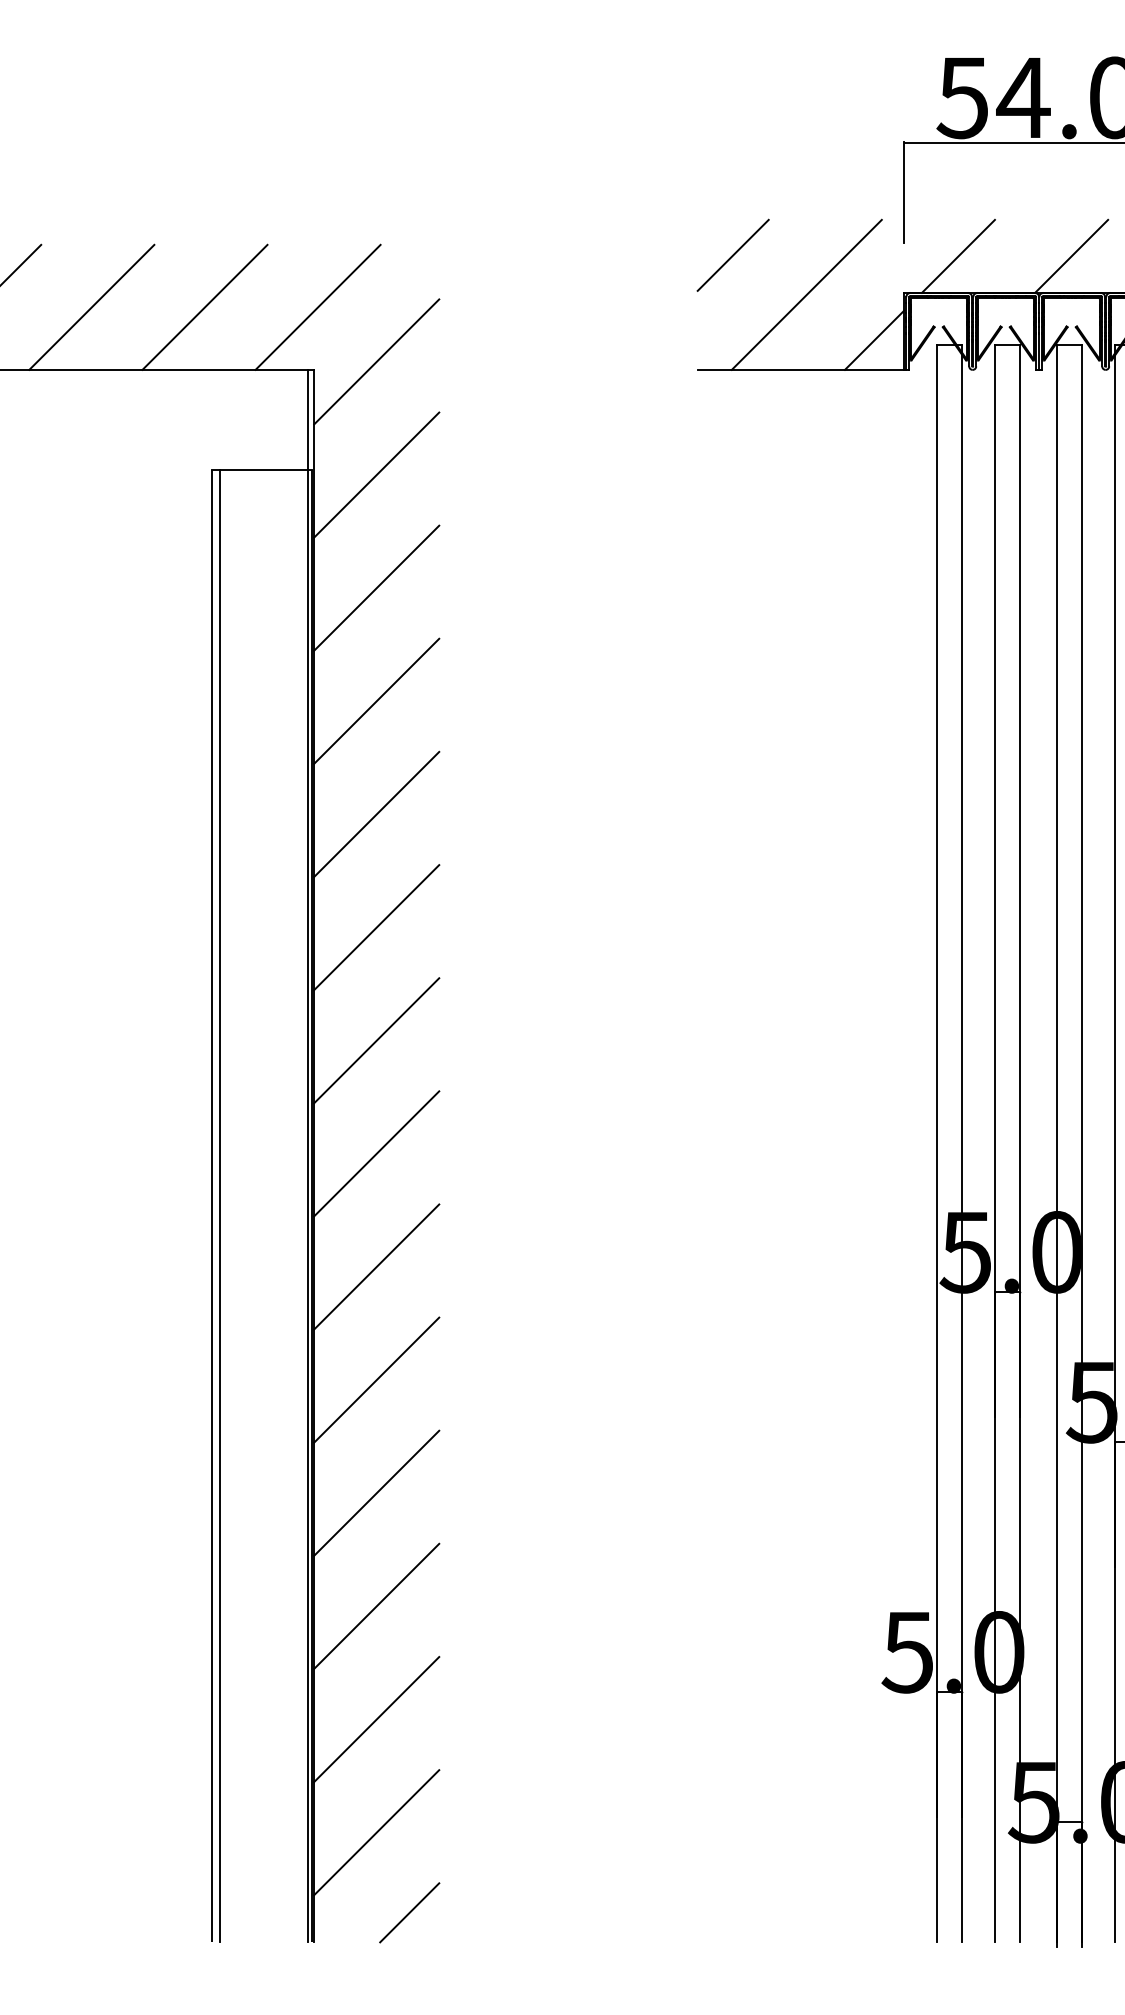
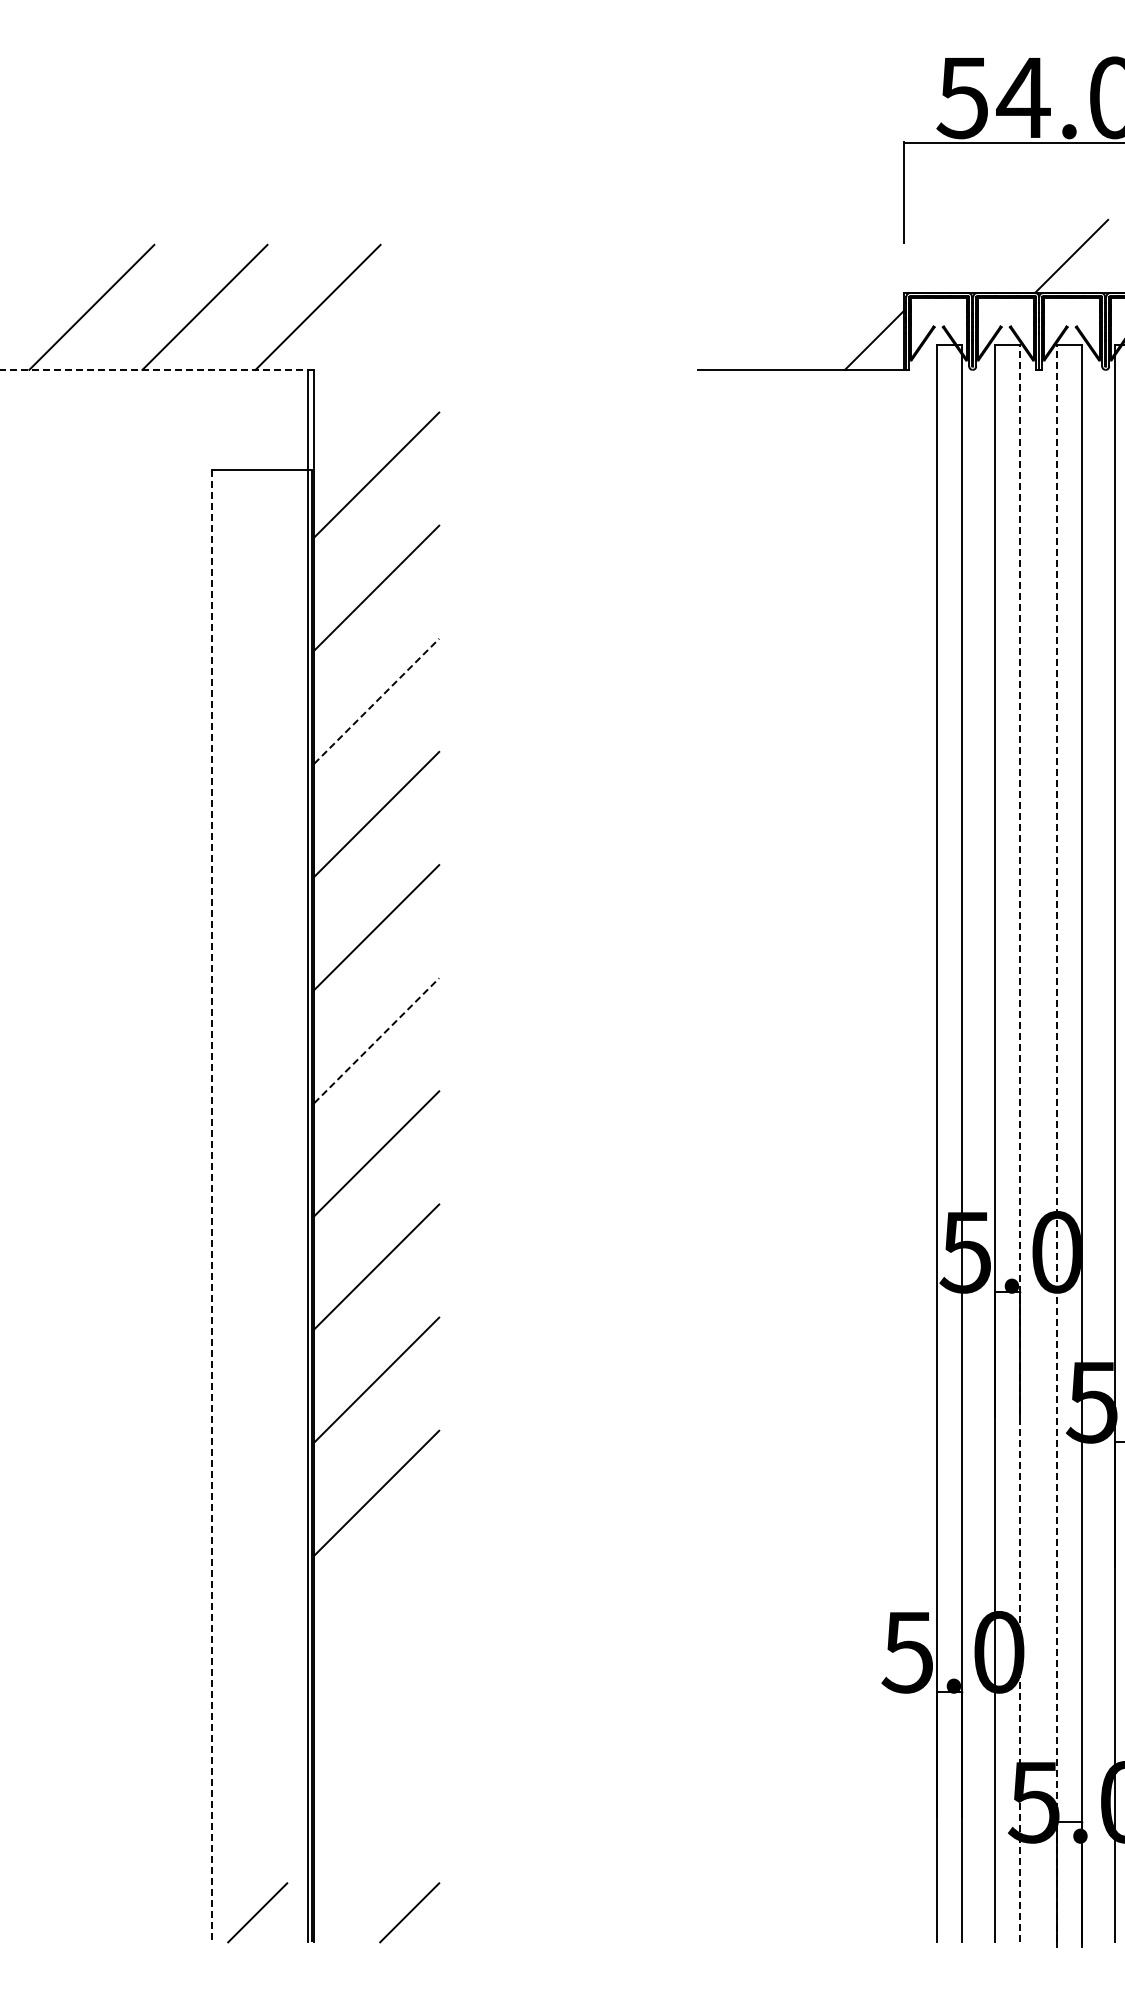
line: present -> none (732, 254)
line: present -> none (957, 255)
line: present -> none (21, 263)
line: present -> none (806, 294)
line: present -> none (376, 361)
line: solid -> dashed (157, 369)
line: solid -> dashed (377, 700)
line: solid -> dashed (377, 1040)
line: solid -> dashed (1020, 1143)
line: solid -> dashed (1057, 1143)
line: present -> none (220, 1205)
line: solid -> dashed (212, 1206)
line: present -> none (376, 1605)
line: present -> none (376, 1719)
line: present -> none (376, 1832)
line: none -> present (257, 1912)
